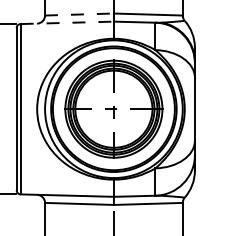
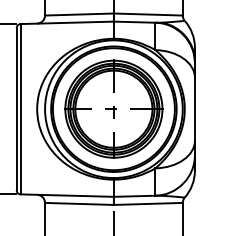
line: dashed -> solid (79, 14)
line: dashed -> solid (67, 22)
